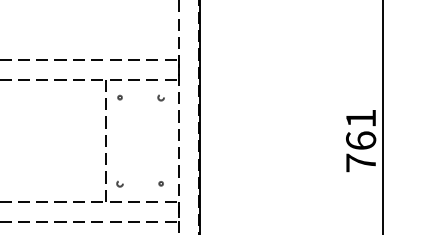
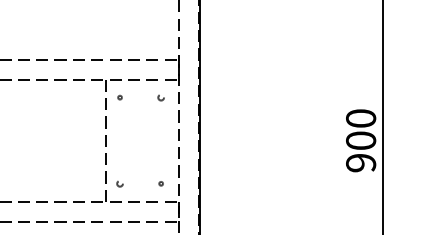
text: 761 -> 900 (361, 140)
